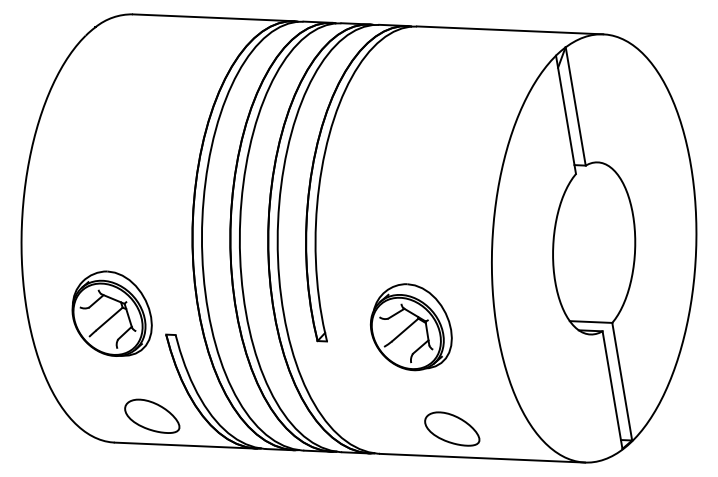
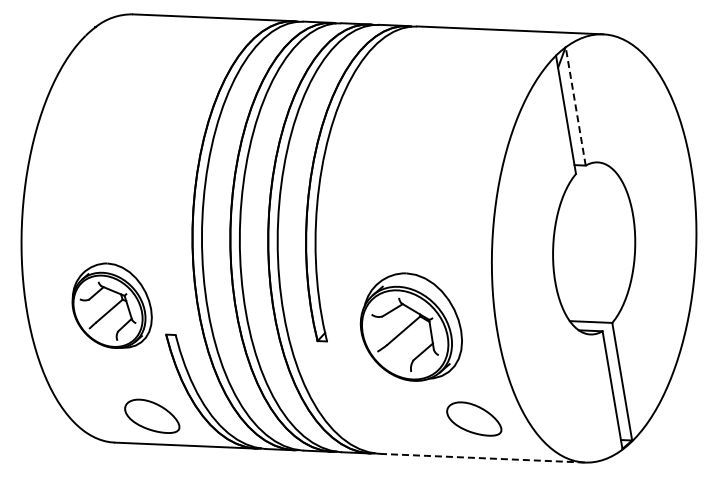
line: solid -> dashed (575, 106)
part position: (111, 313) -> (111, 305) (111, 305)
part size: 84x89 px -> 104x110 px (410, 326)
part position: (452, 428) -> (474, 418) (474, 418)
line: solid -> dashed (482, 458)
